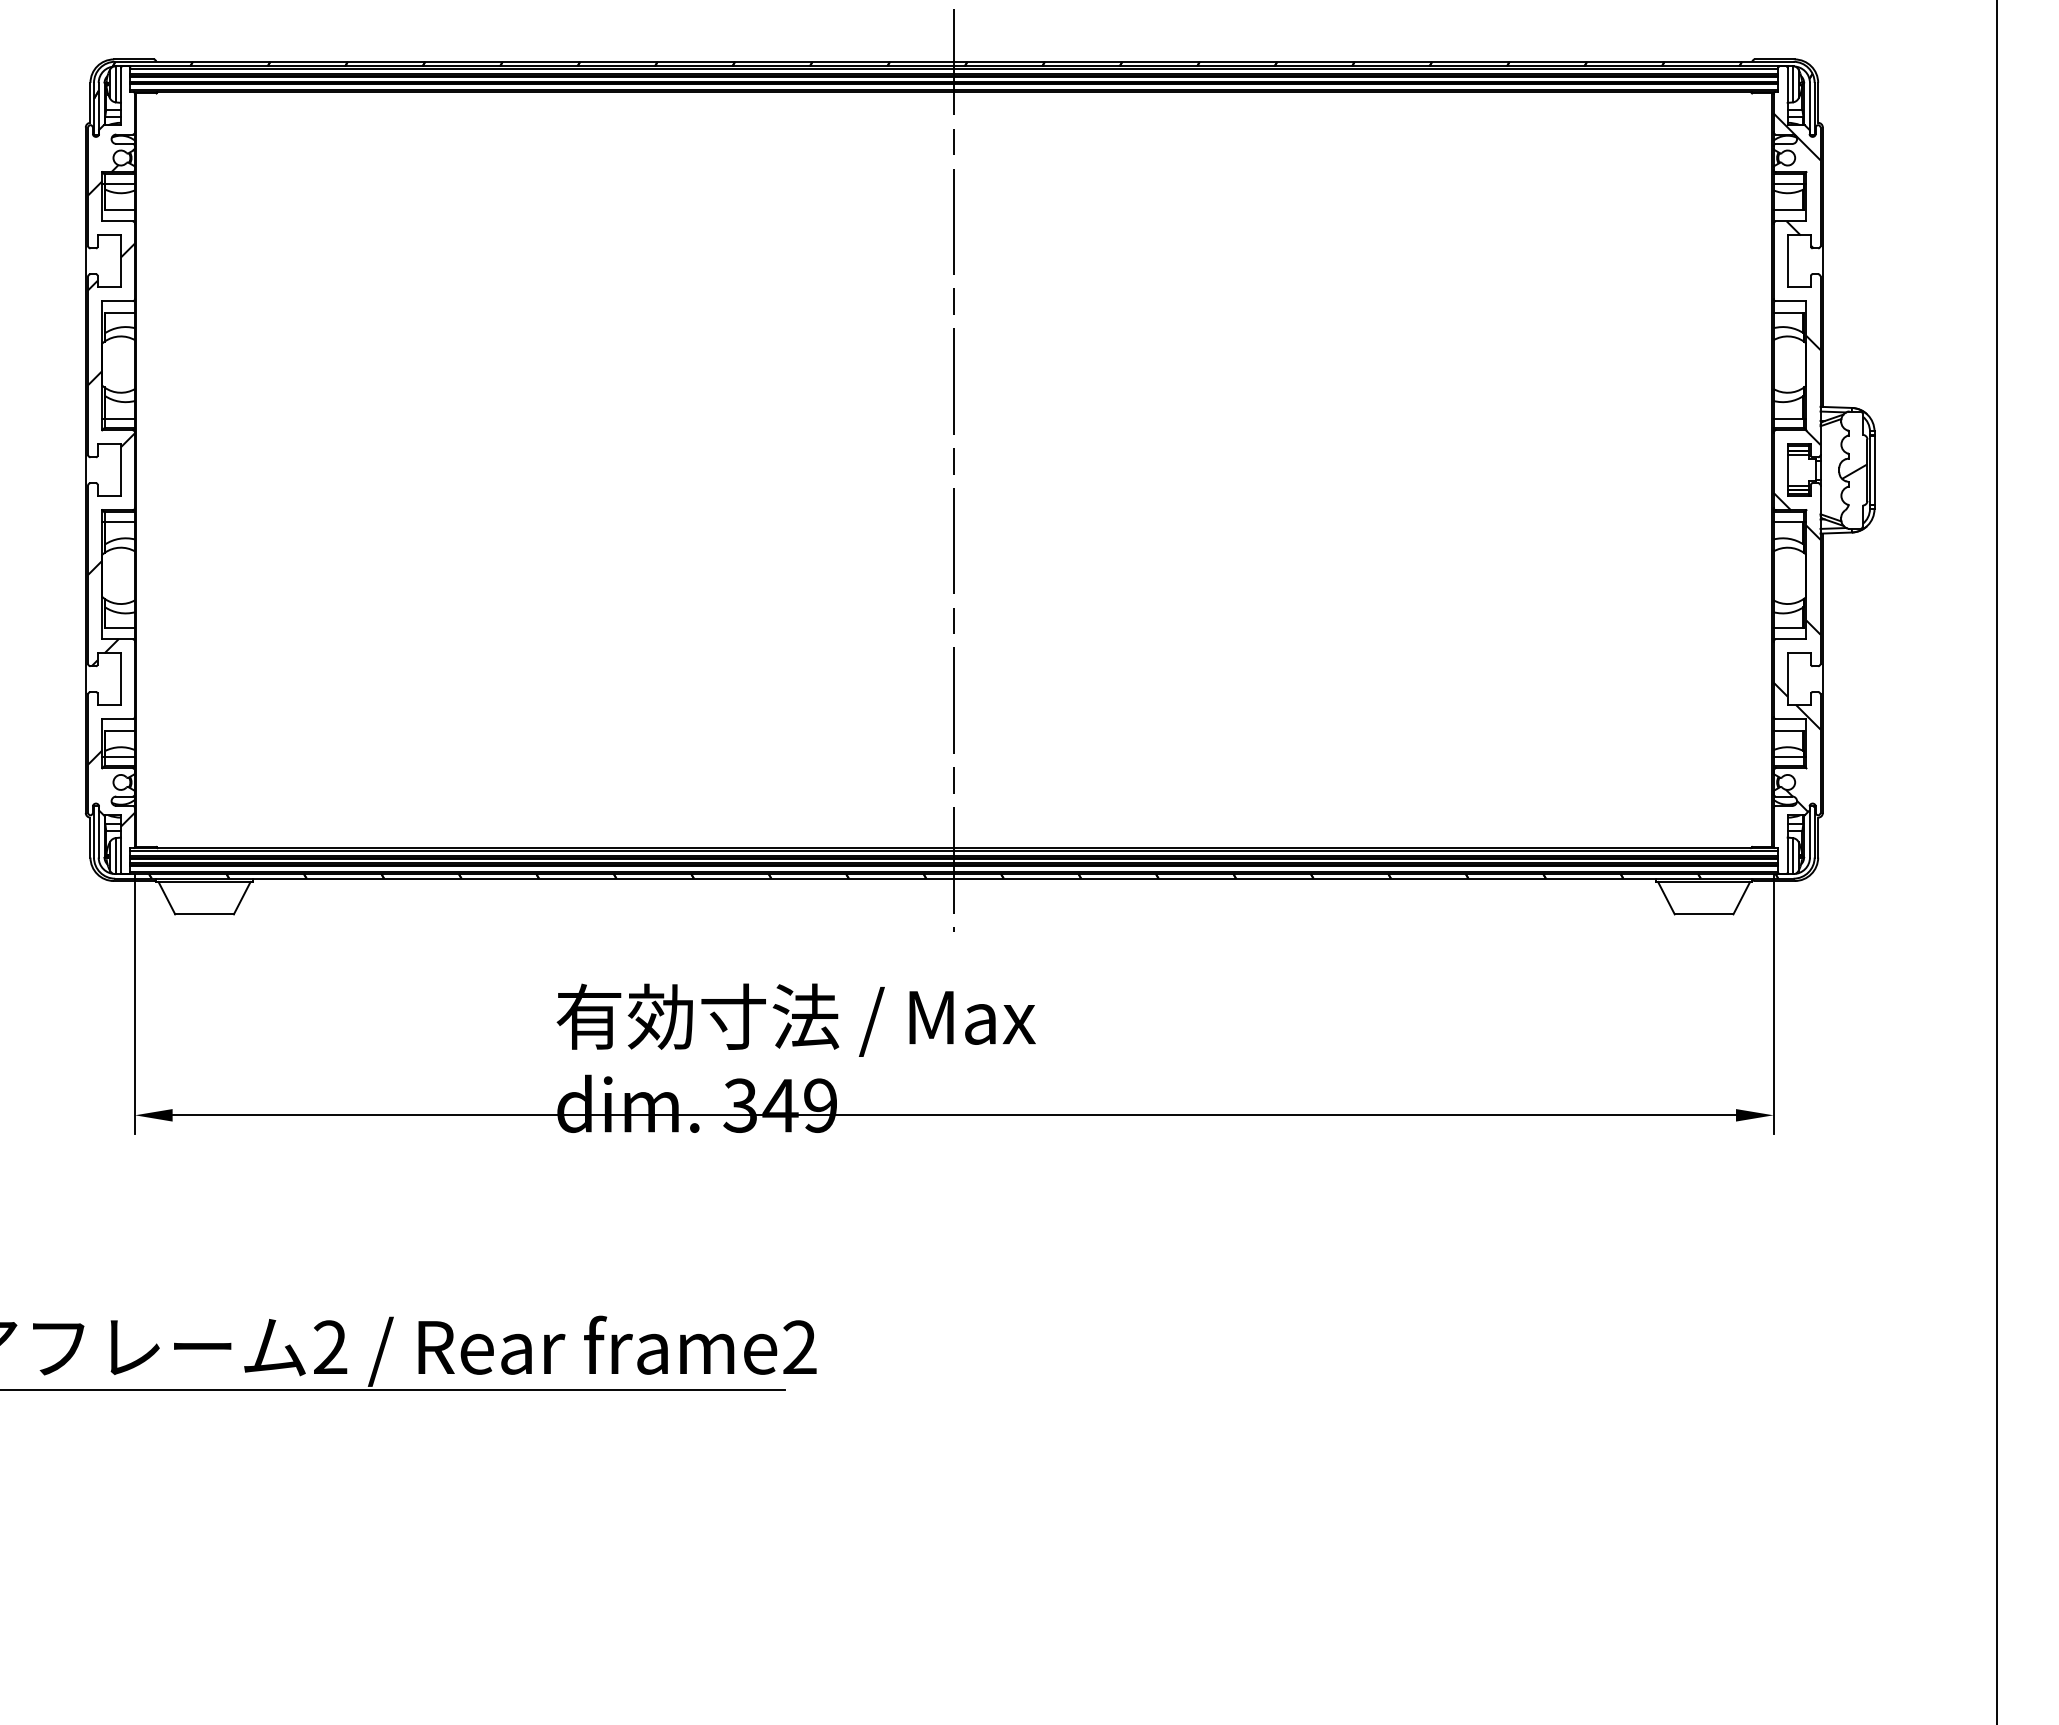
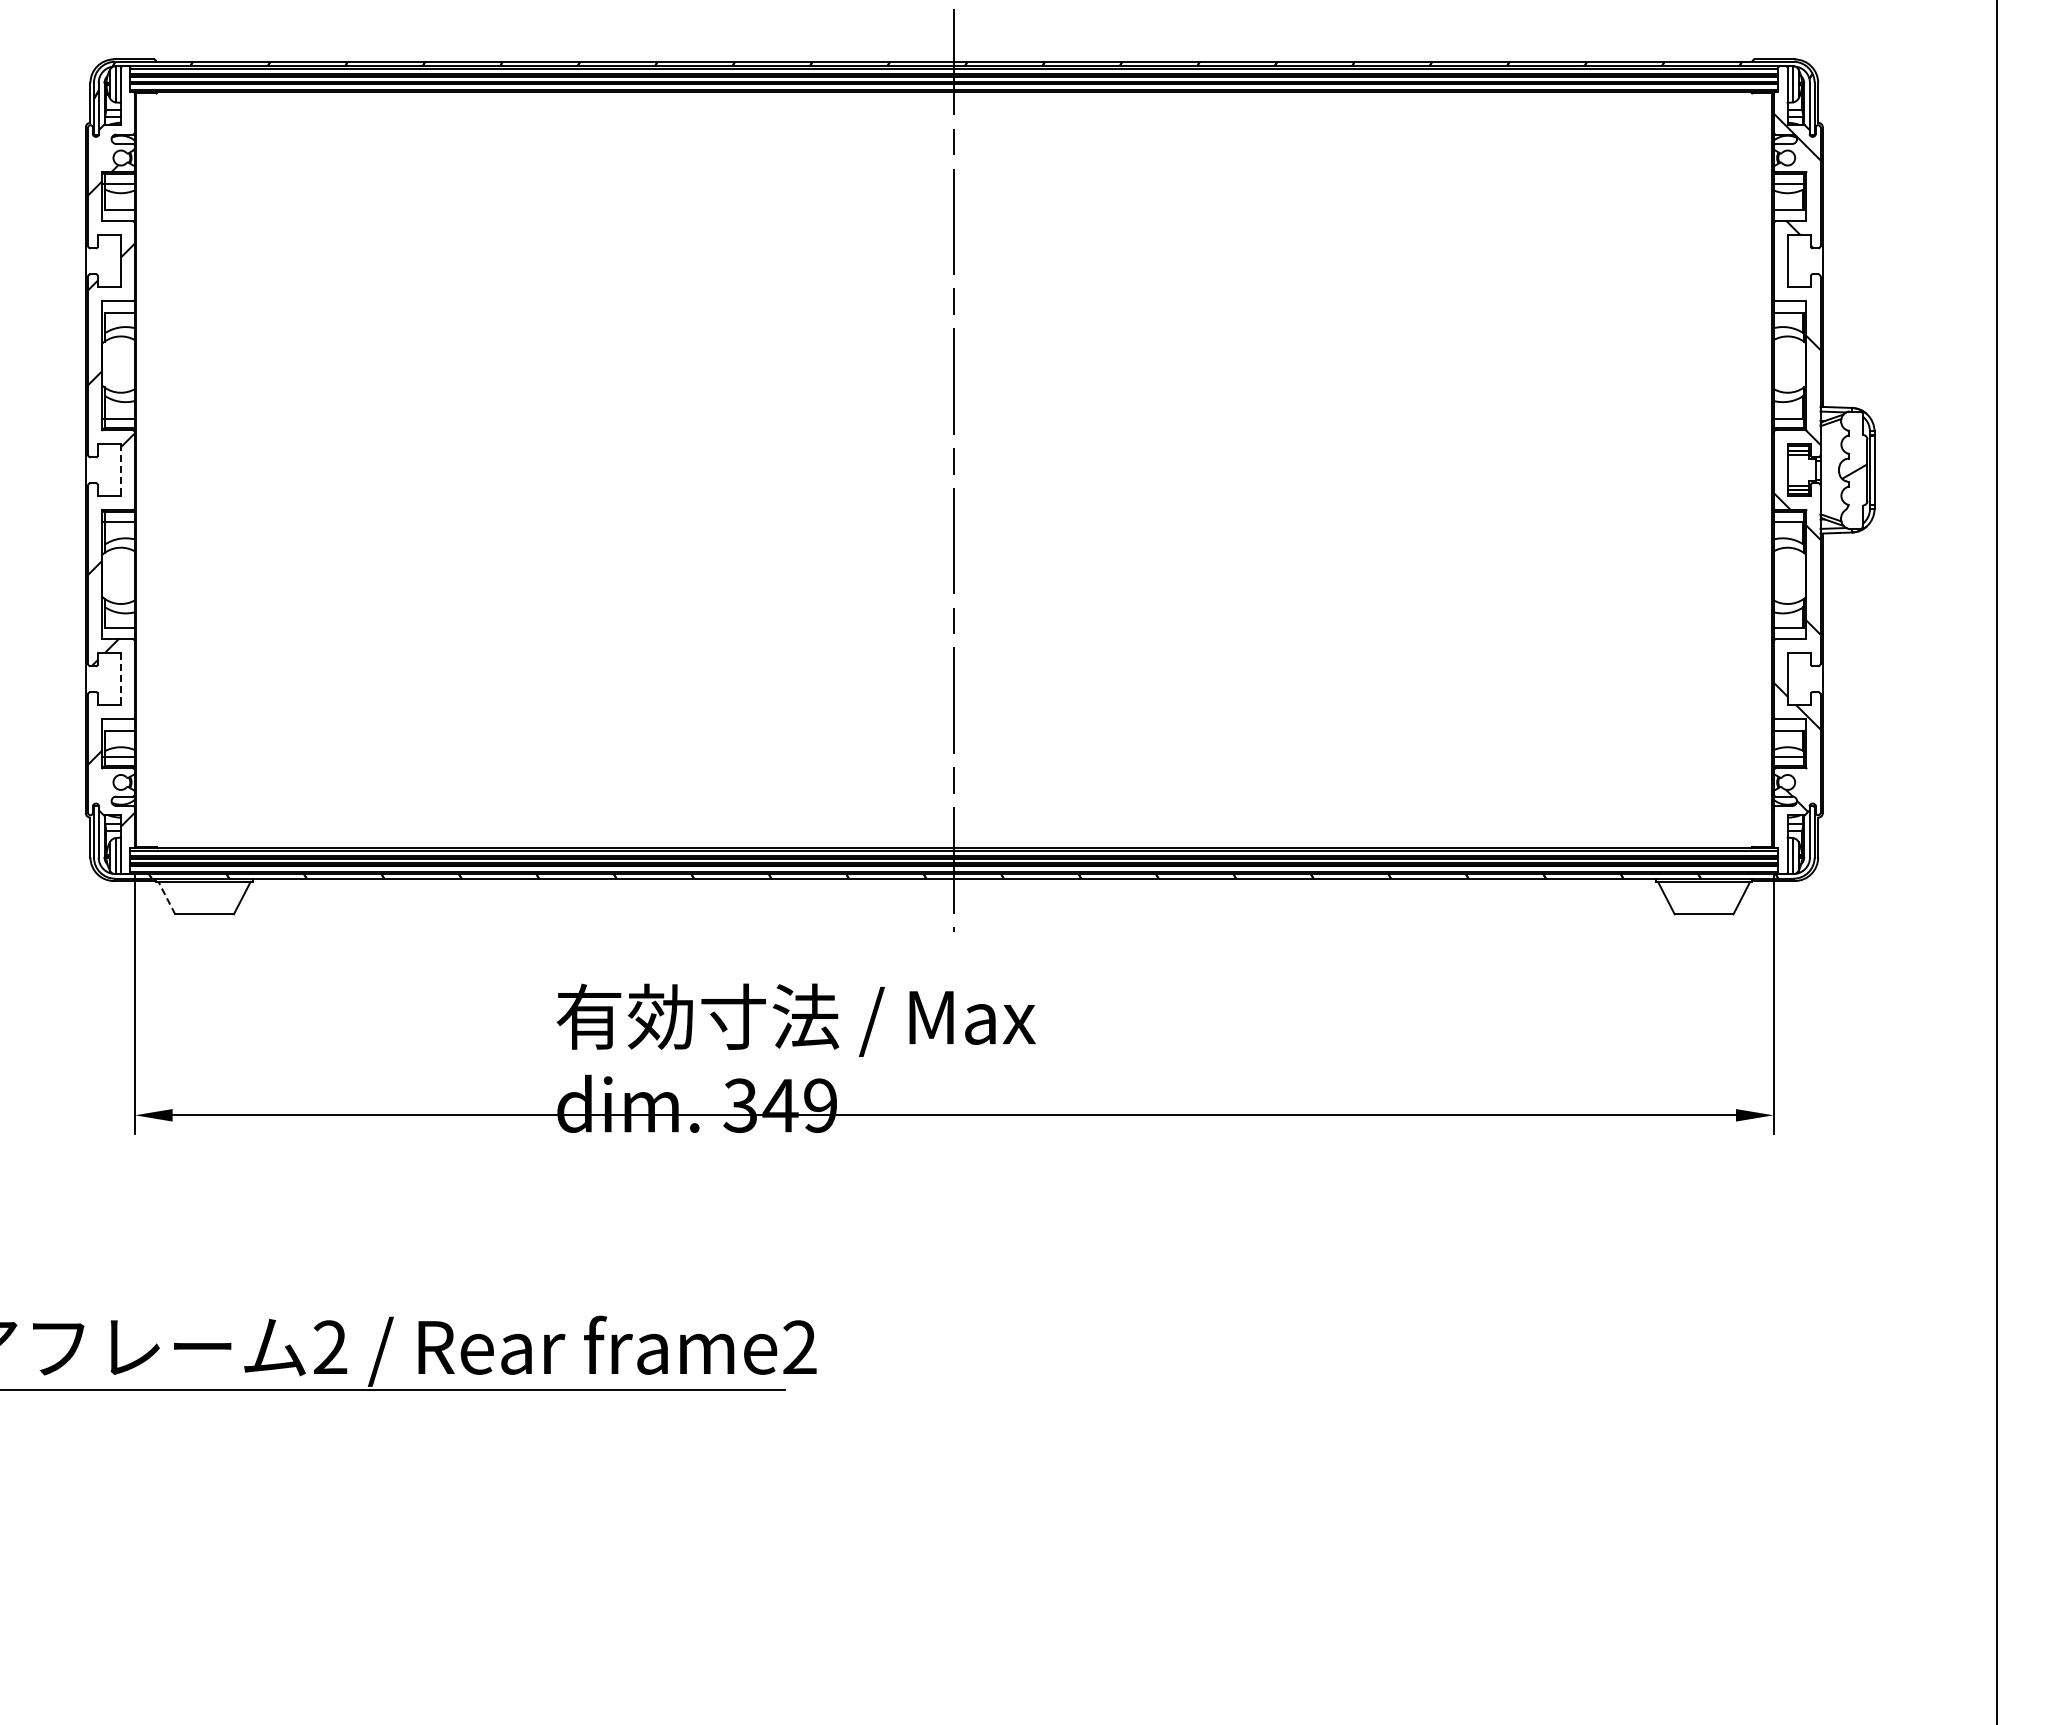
line: solid -> dashed (121, 470)
line: solid -> dashed (121, 679)
line: solid -> dashed (166, 897)
